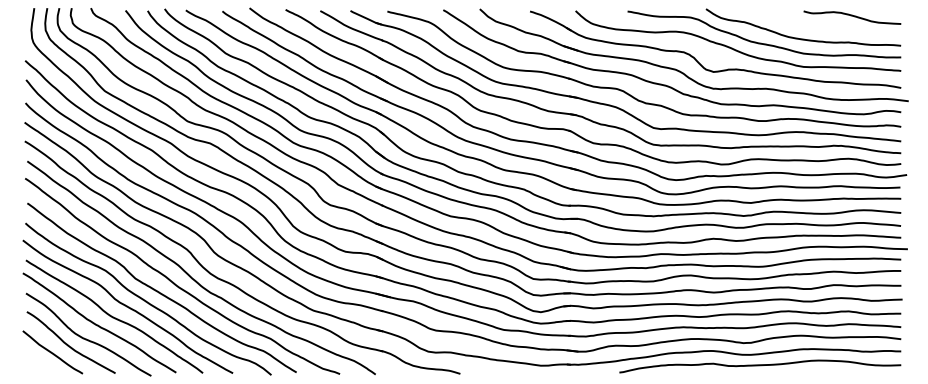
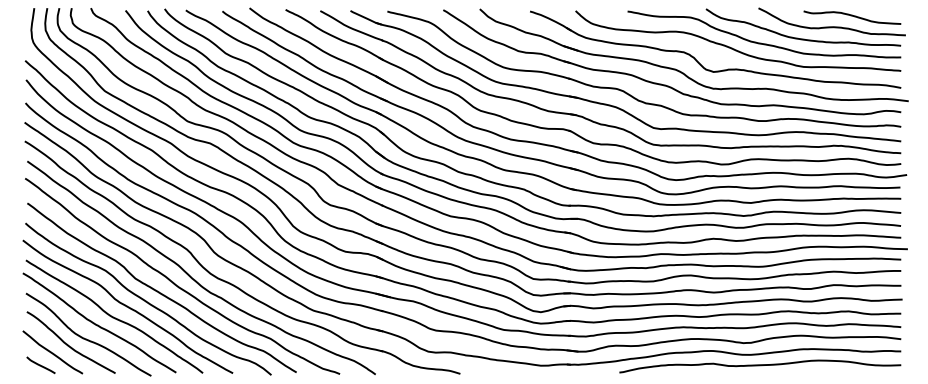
curve: none -> present (831, 26)
line: none -> present (40, 365)
